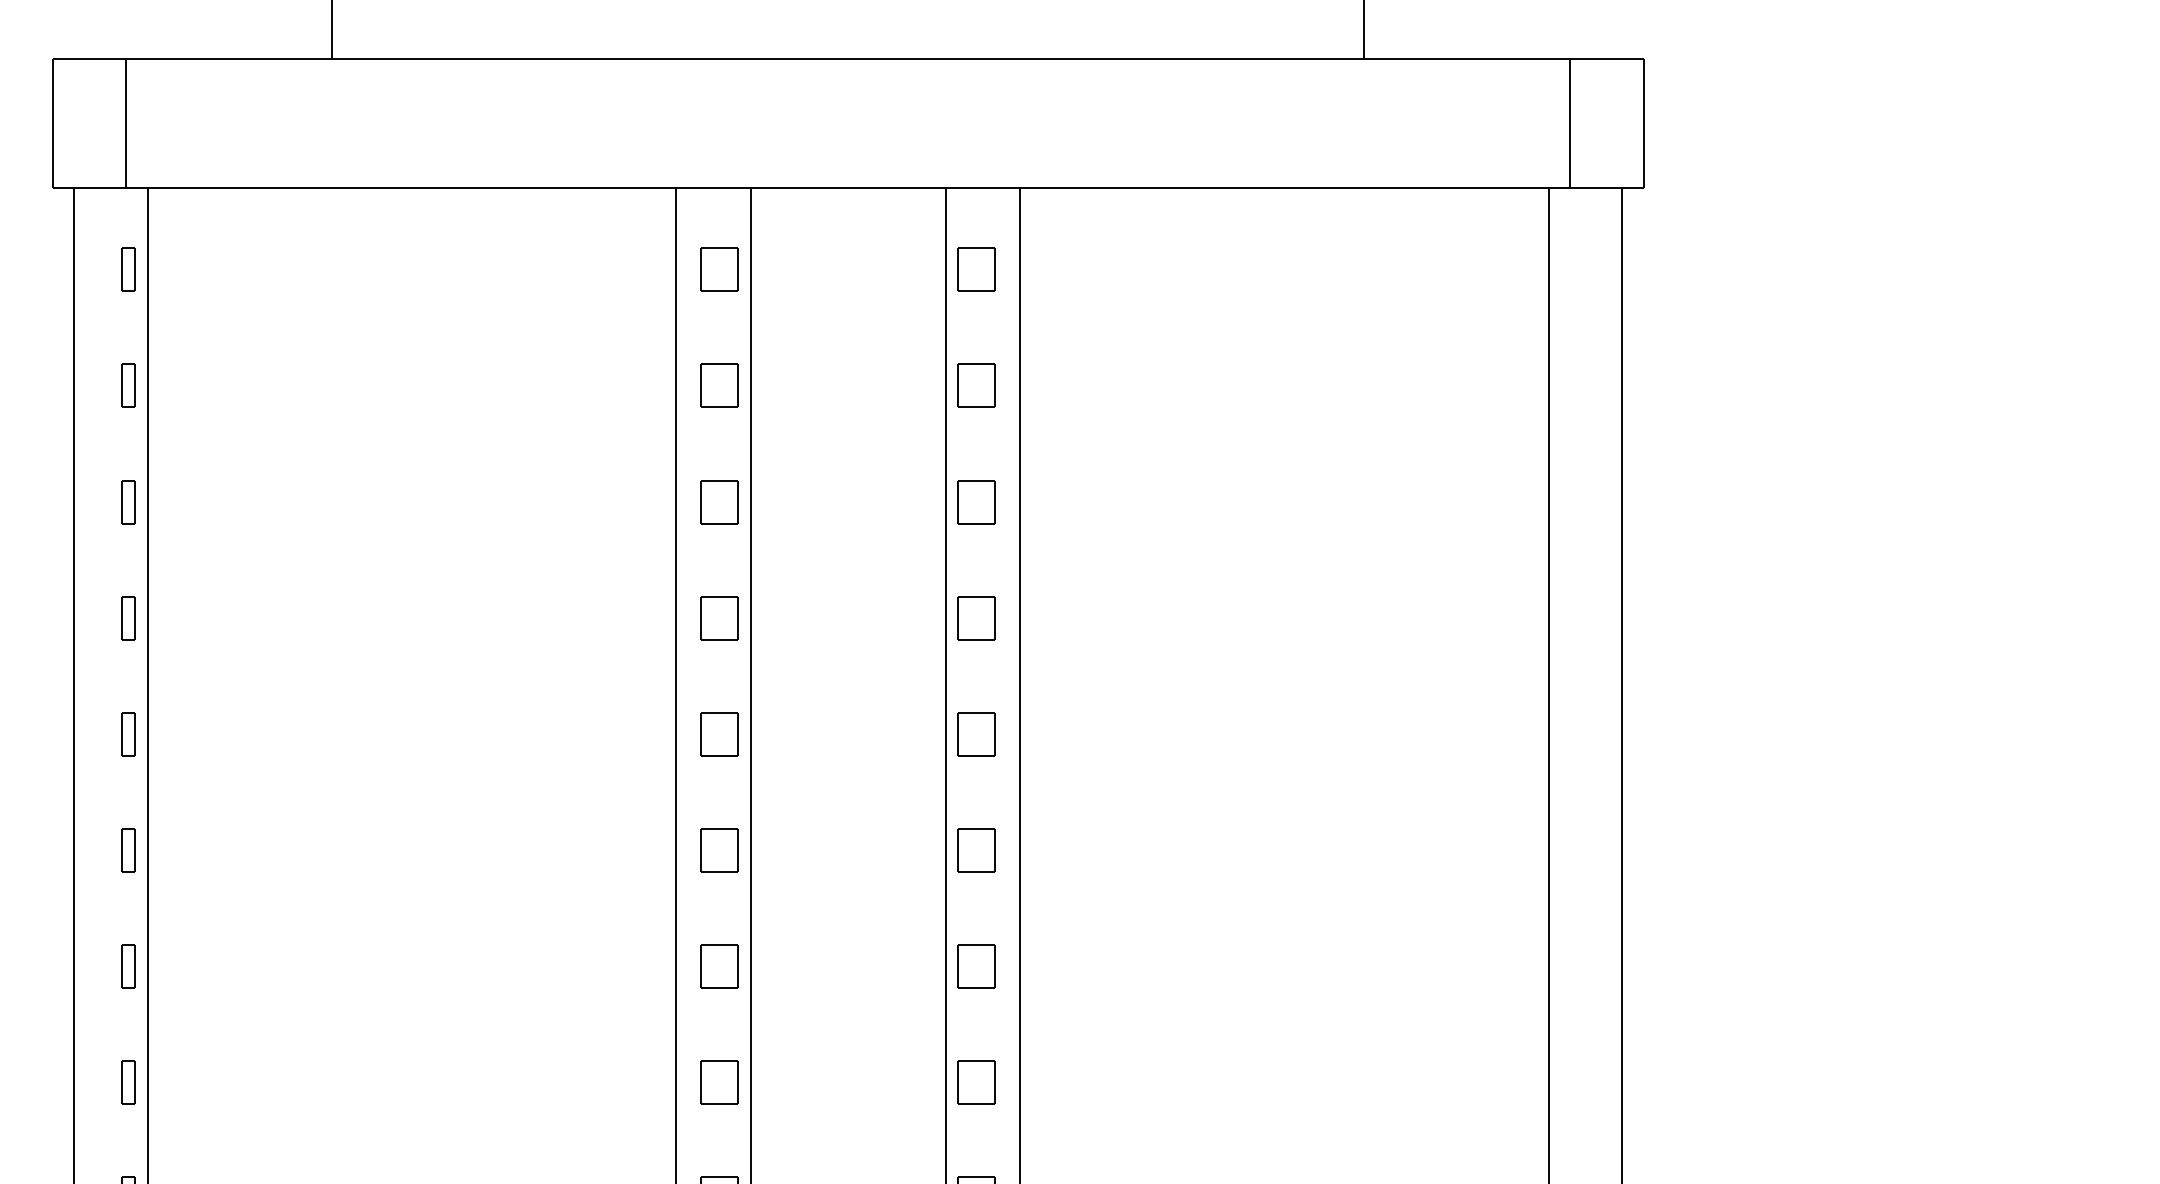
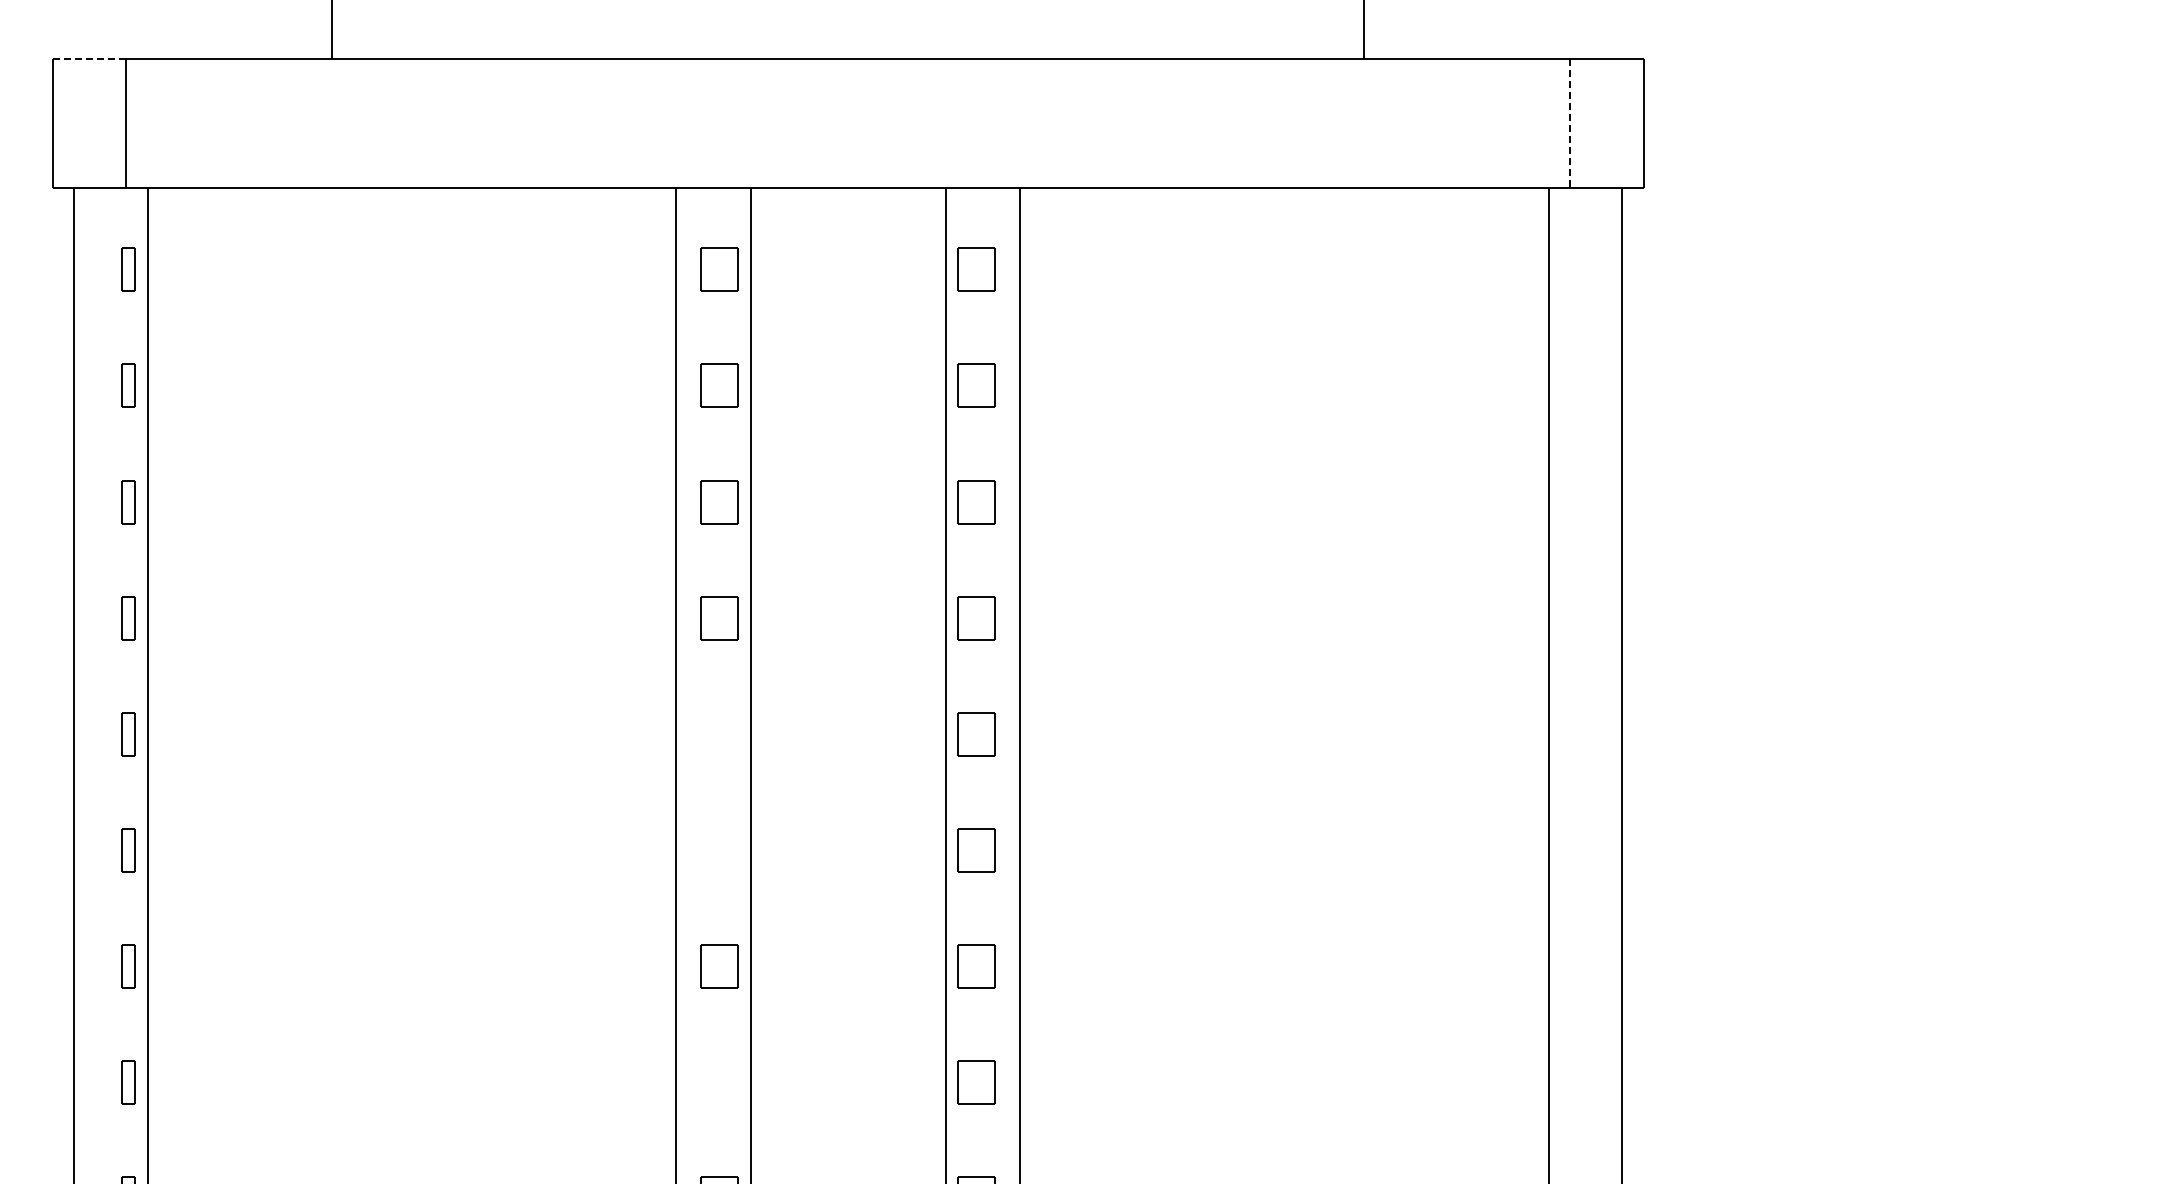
line: solid -> dashed (89, 59)
line: solid -> dashed (1569, 124)
part: present -> none (719, 734)
part: present -> none (719, 850)
part: present -> none (719, 1082)
